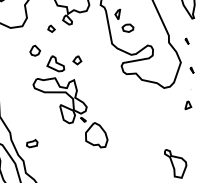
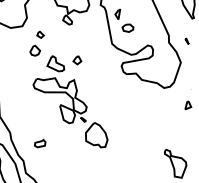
part position: (51, 28) -> (40, 34) (40, 34)
part: present -> none (191, 69)
part position: (32, 143) -> (40, 143) (40, 143)
